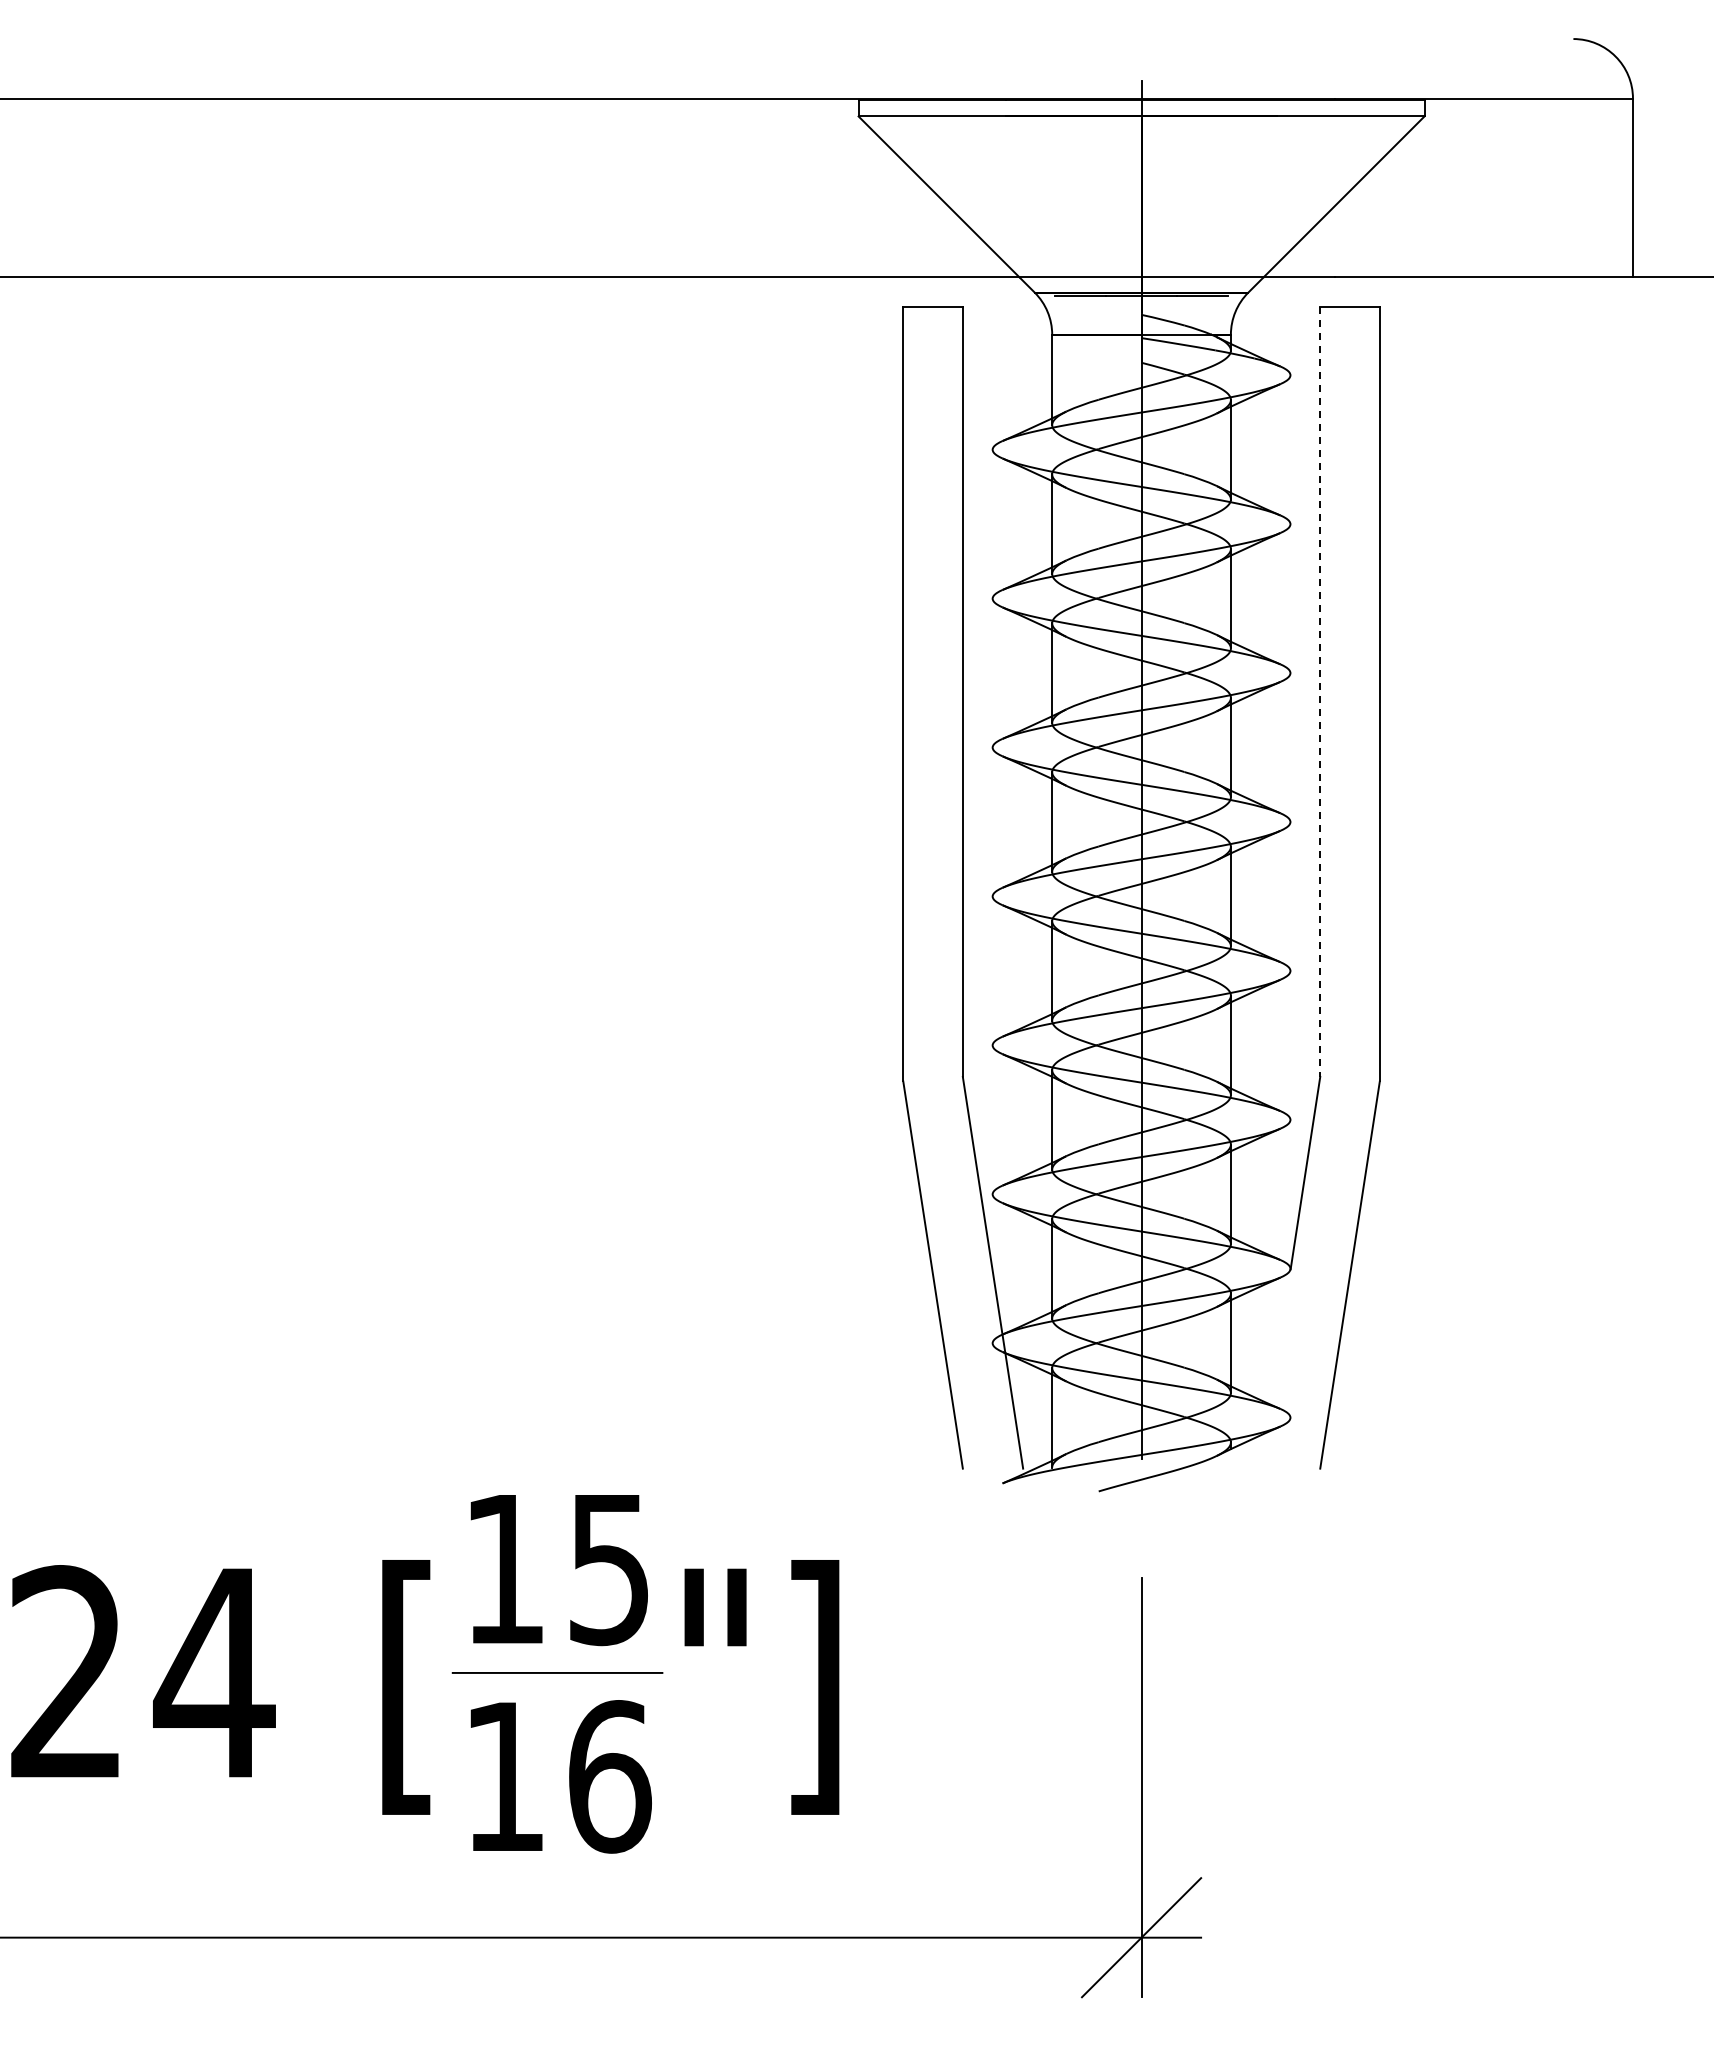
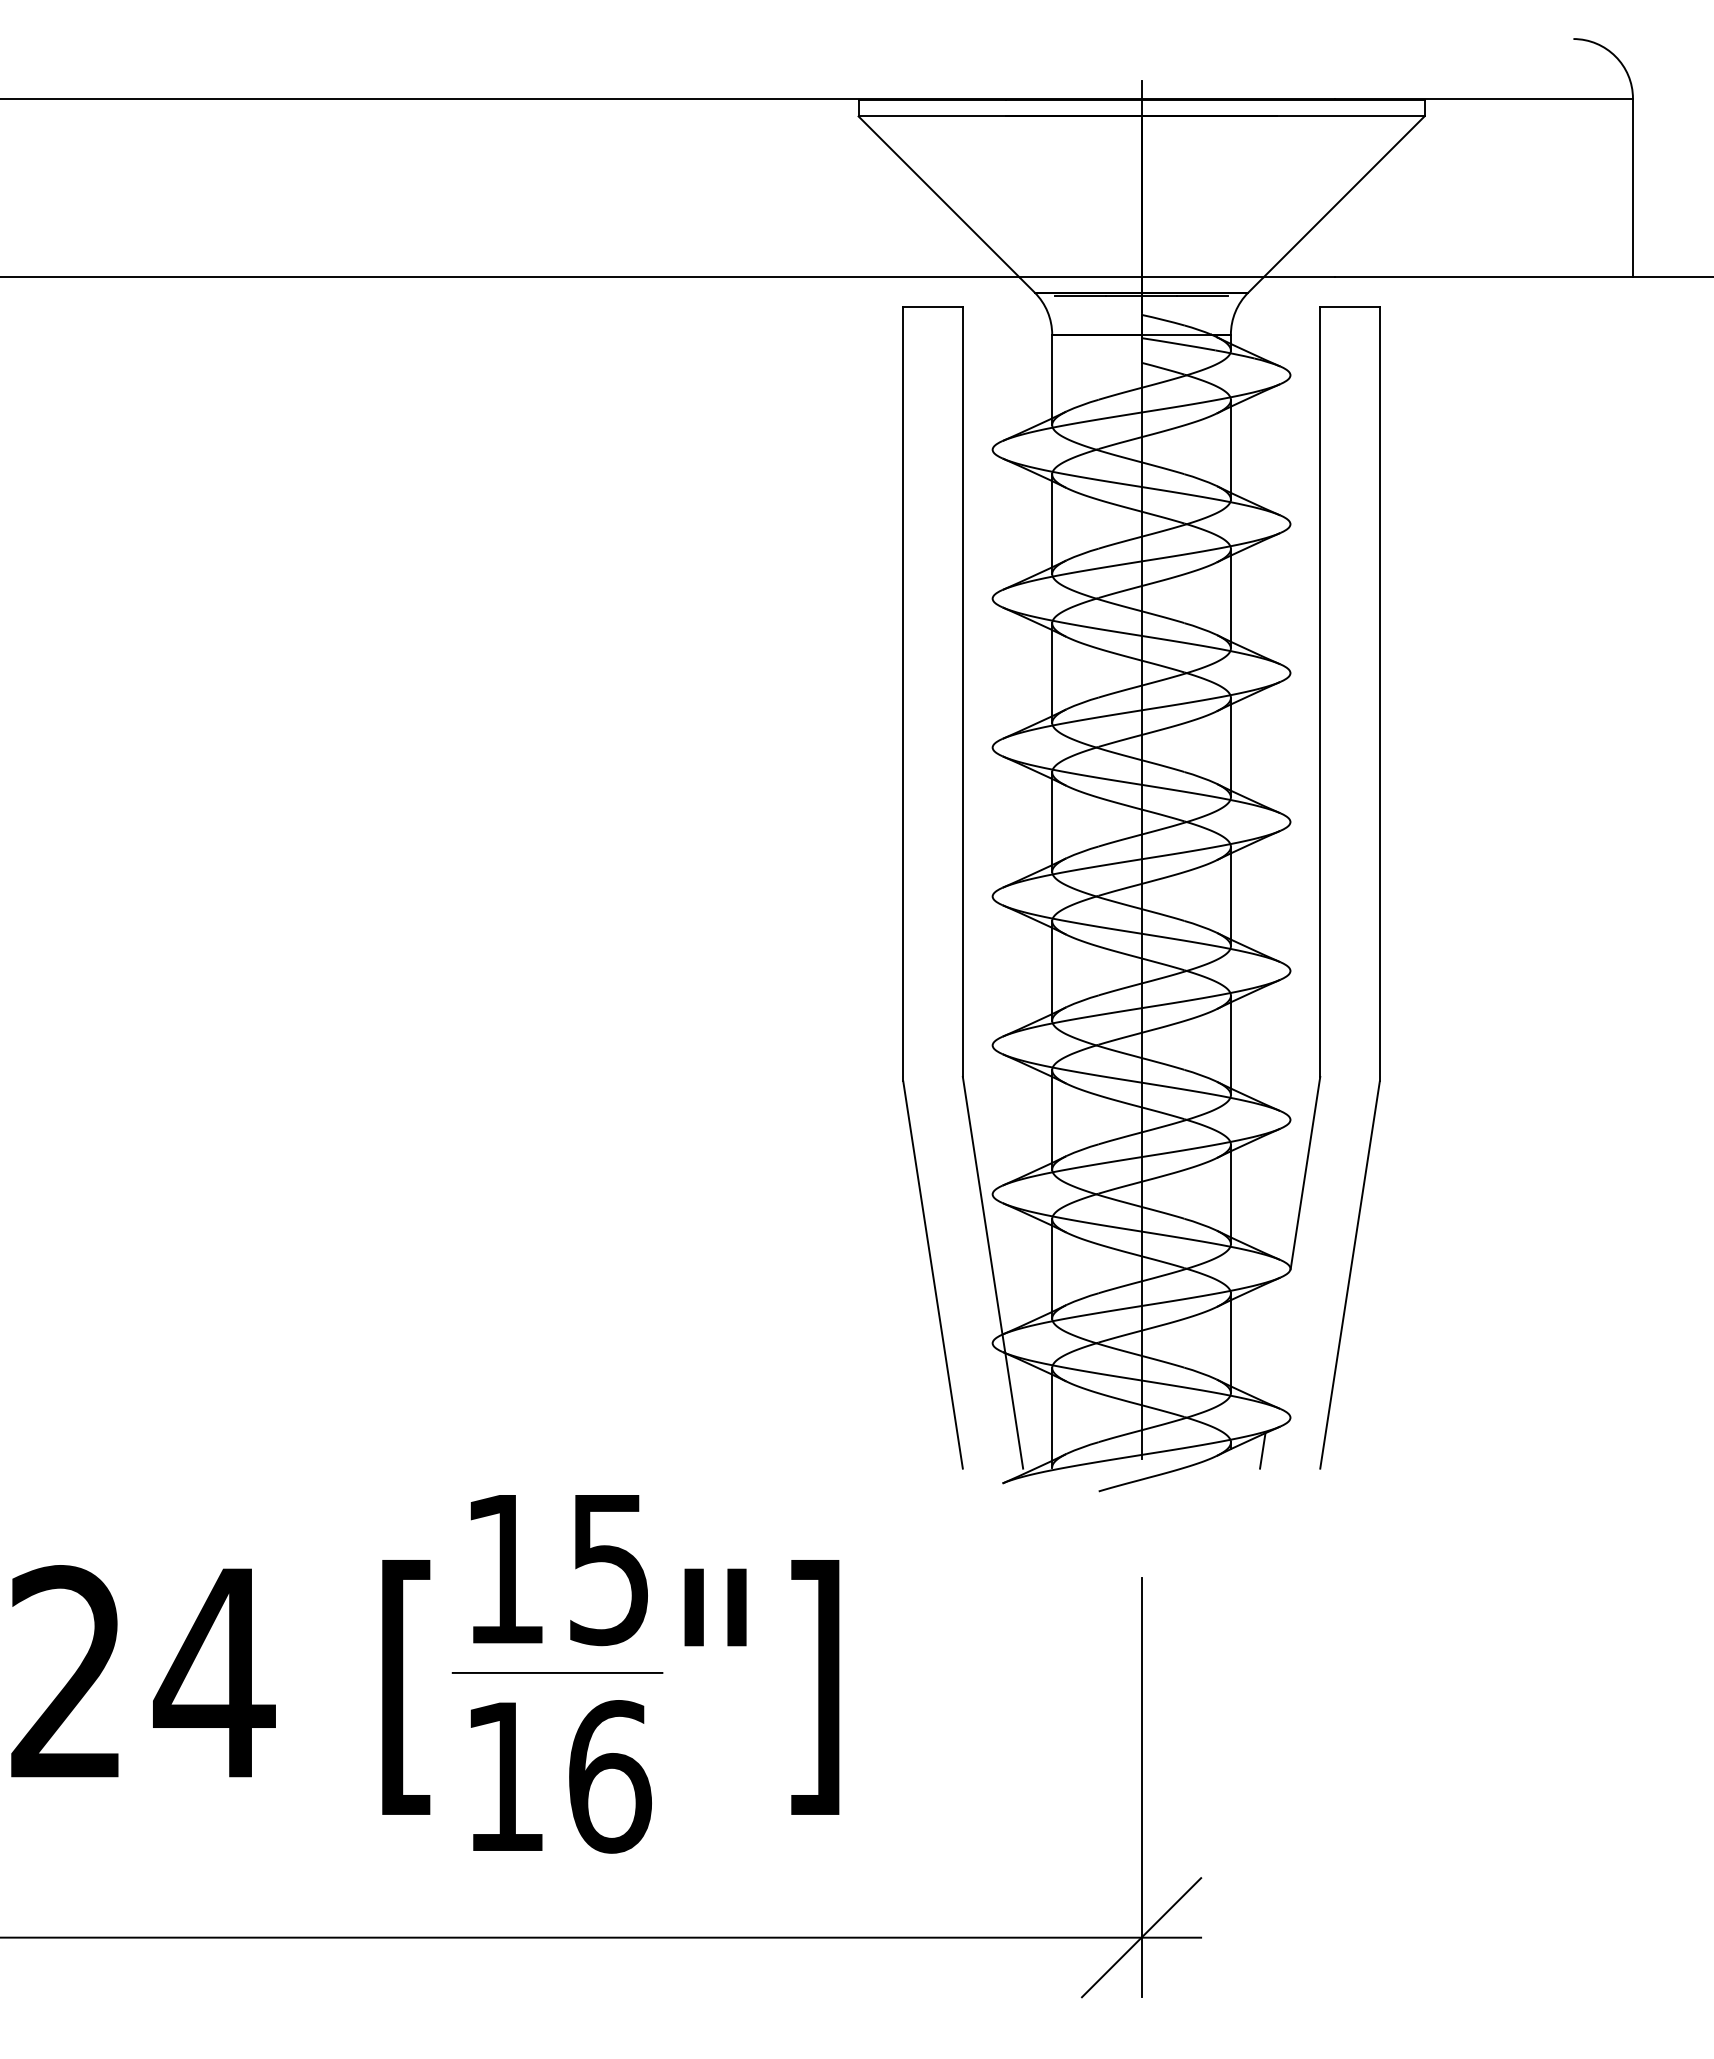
line: dashed -> solid (1320, 692)
line: none -> present (1262, 1450)
